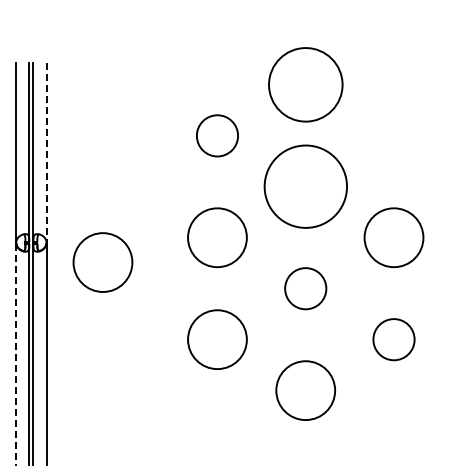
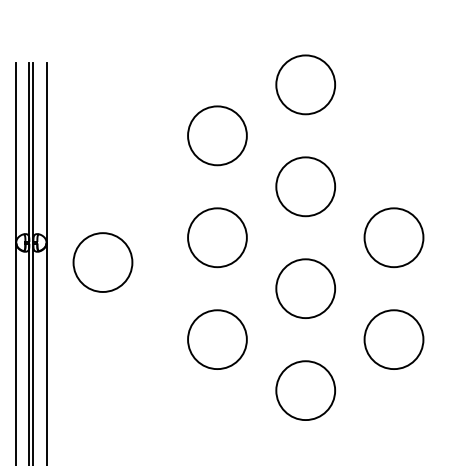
circle size: 76x76 px -> 61x62 px (305, 84)
circle size: 43x44 px -> 61x62 px (217, 135)
line: dashed -> solid (46, 152)
circle size: 85x85 px -> 61x62 px (305, 186)
circle diameter: 41 px -> 59 px (305, 288)
circle diameter: 41 px -> 59 px (393, 339)
line: dashed -> solid (16, 354)
